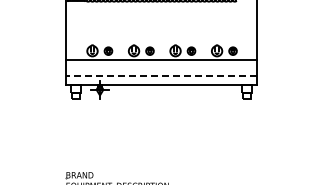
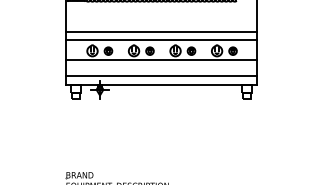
line: none -> present (161, 32)
line: none -> present (161, 40)
line: dashed -> solid (161, 76)
